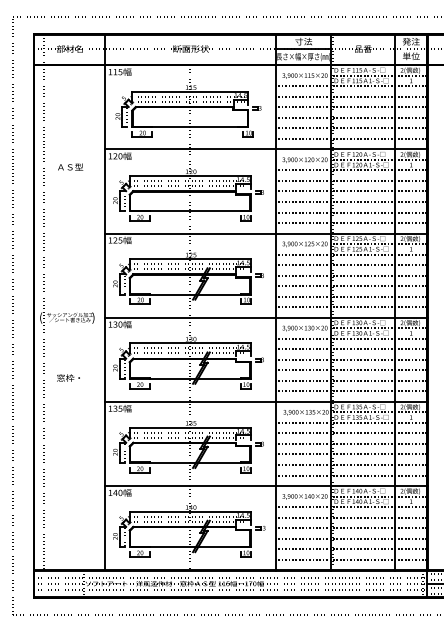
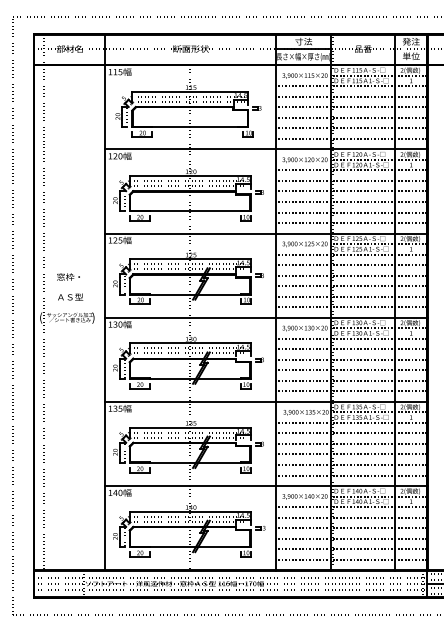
text position: (70, 166) -> (70, 296) (70, 296)
text position: (68, 377) -> (68, 276) (68, 276)
